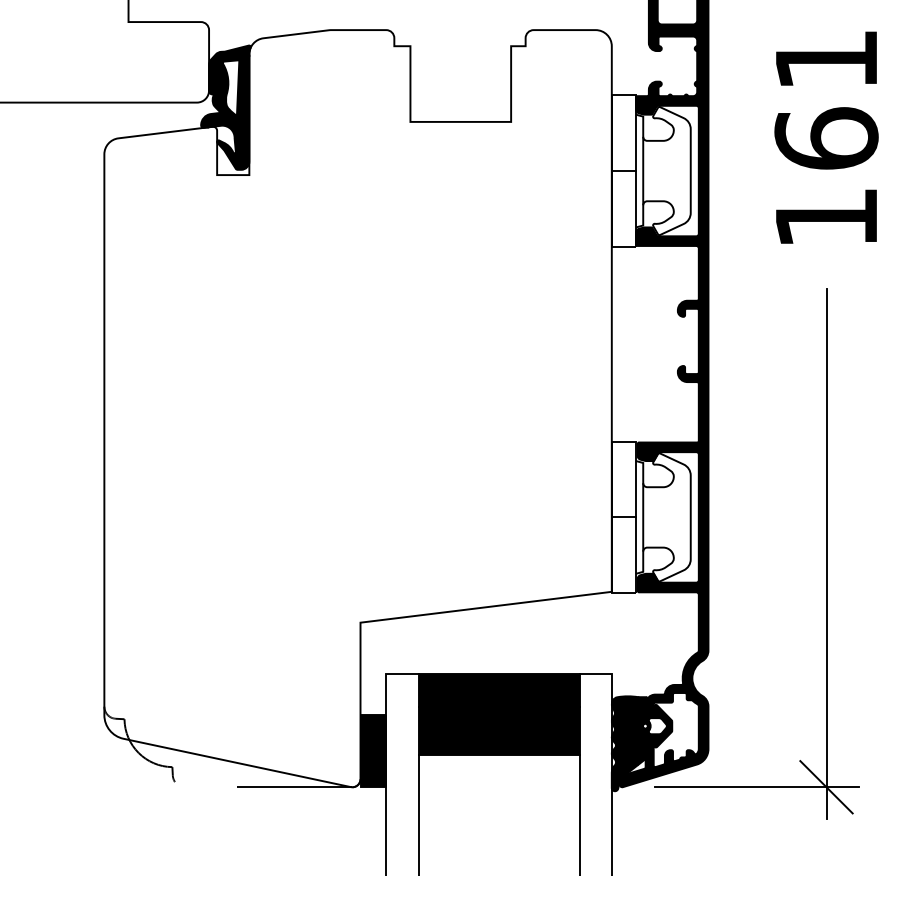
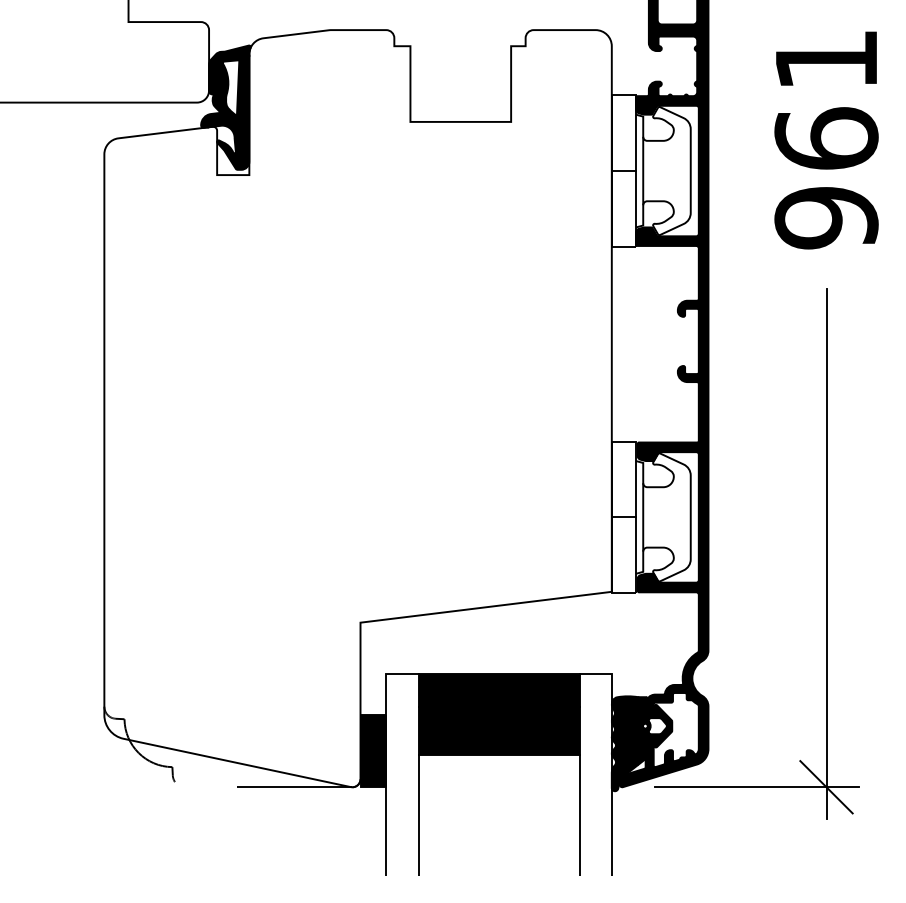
text: 161 -> 961 (826, 218)
